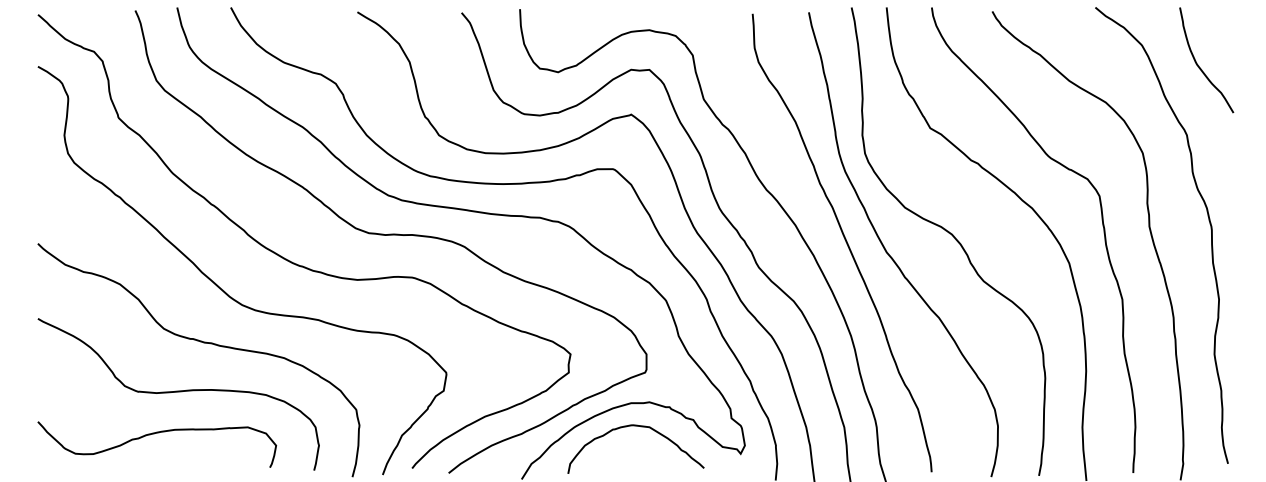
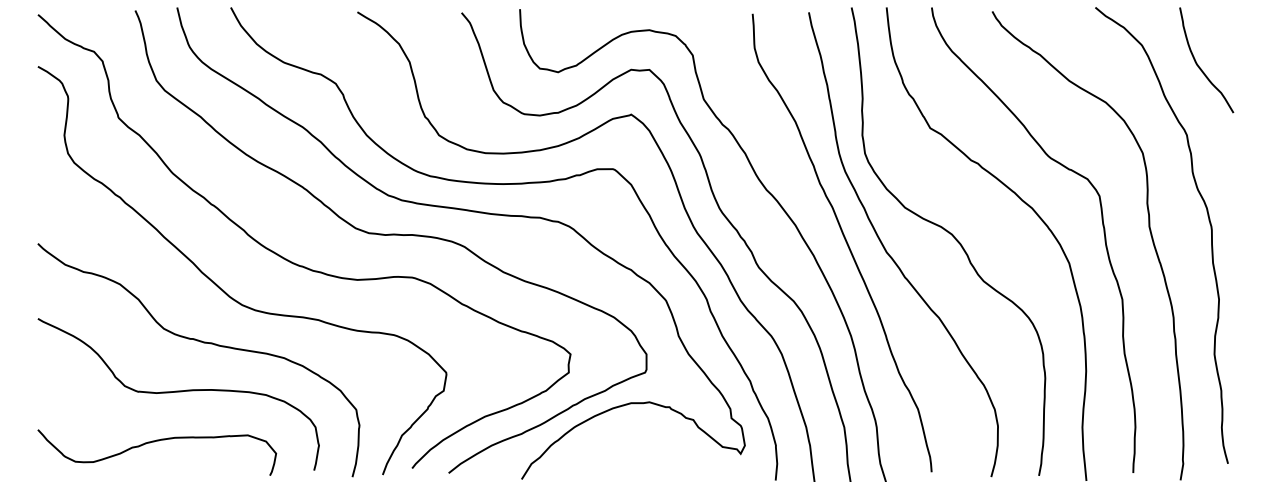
curve: present -> none (641, 427)
curve position: (154, 434) -> (154, 442) (154, 442)
